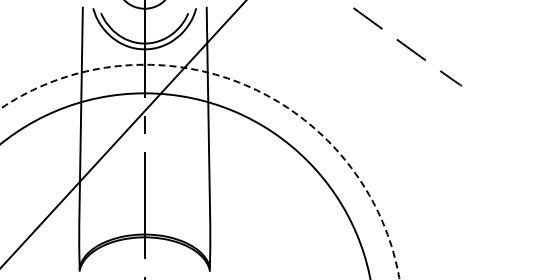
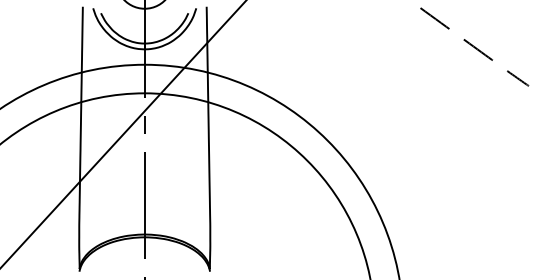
curve position: (407, 46) -> (474, 46) (474, 46)
circle: dashed -> solid (199, 171)
